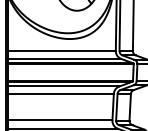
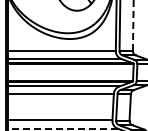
line: solid -> dashed (133, 25)
line: solid -> dashed (62, 128)
